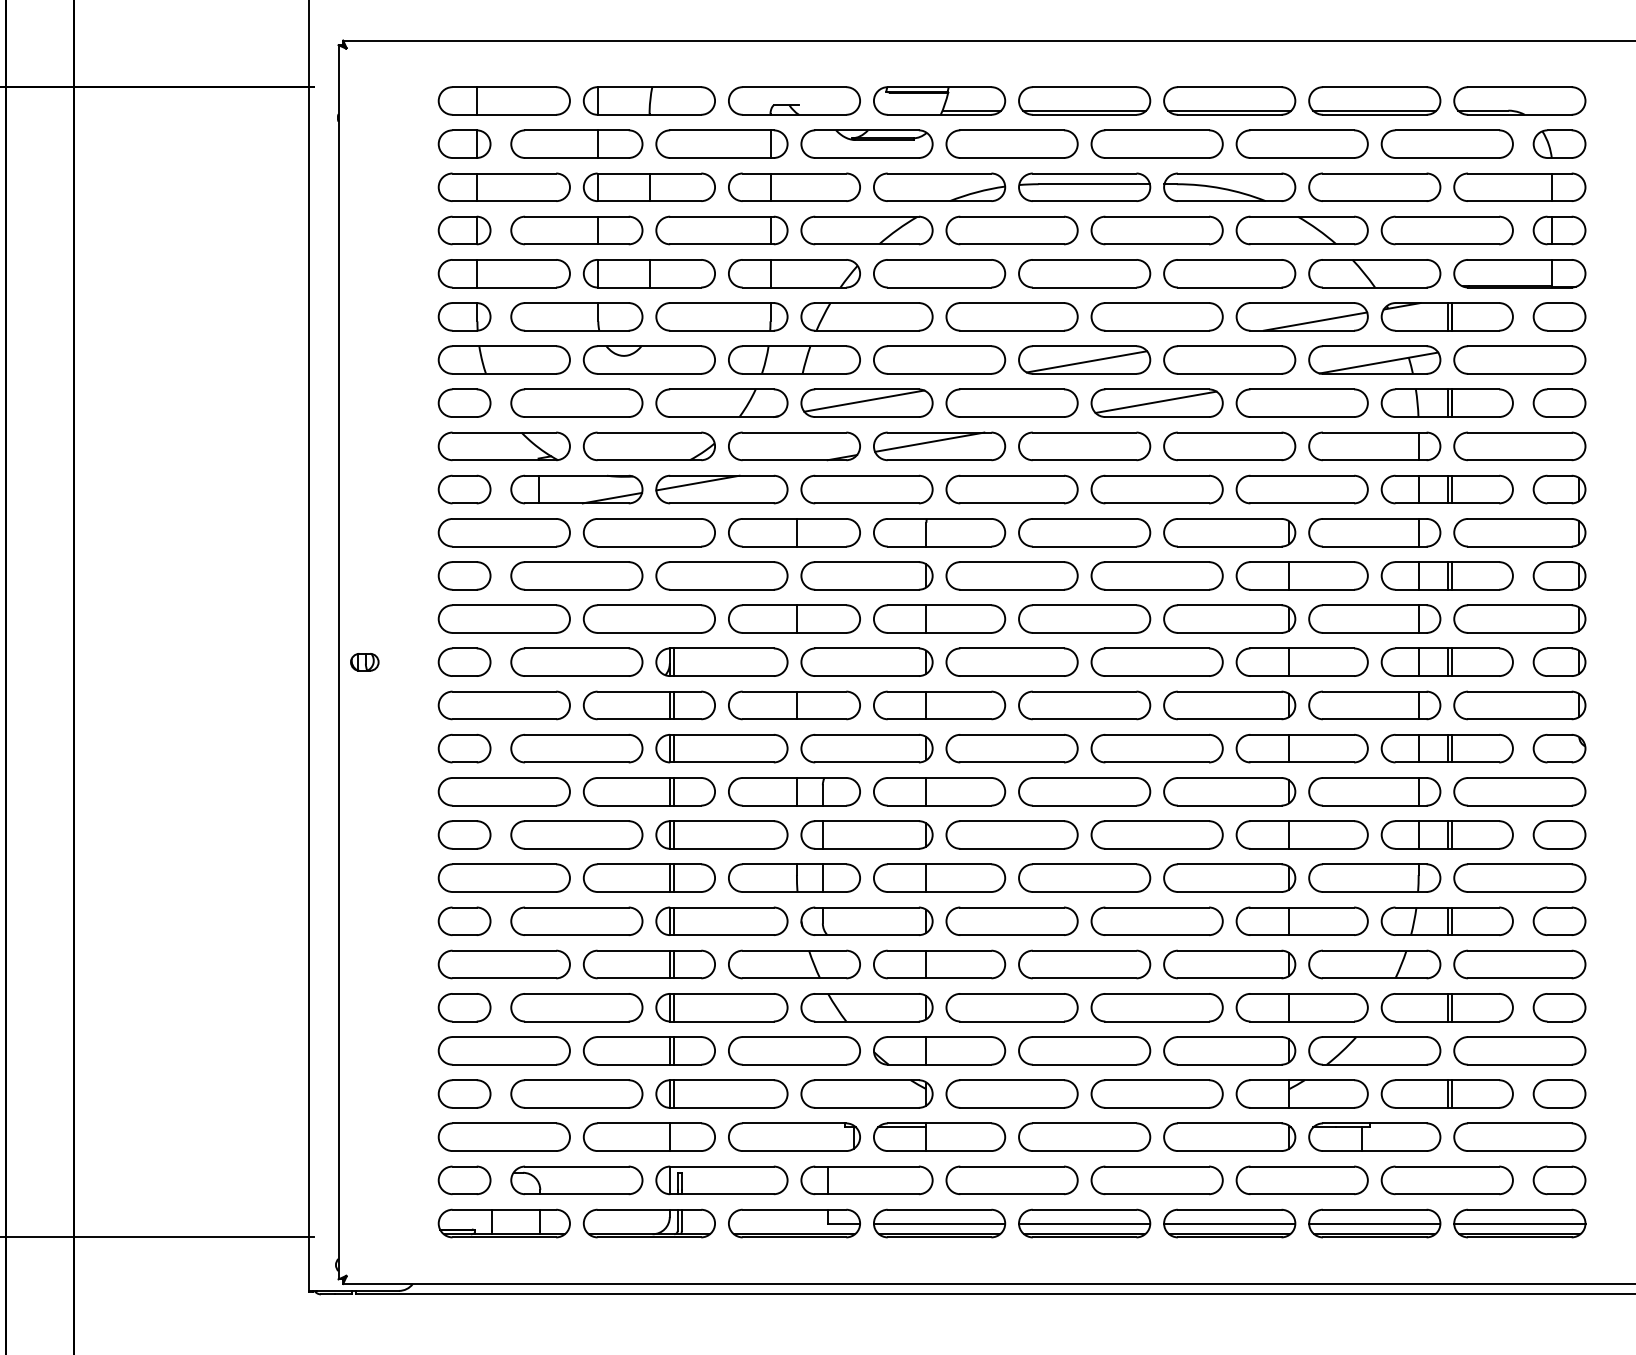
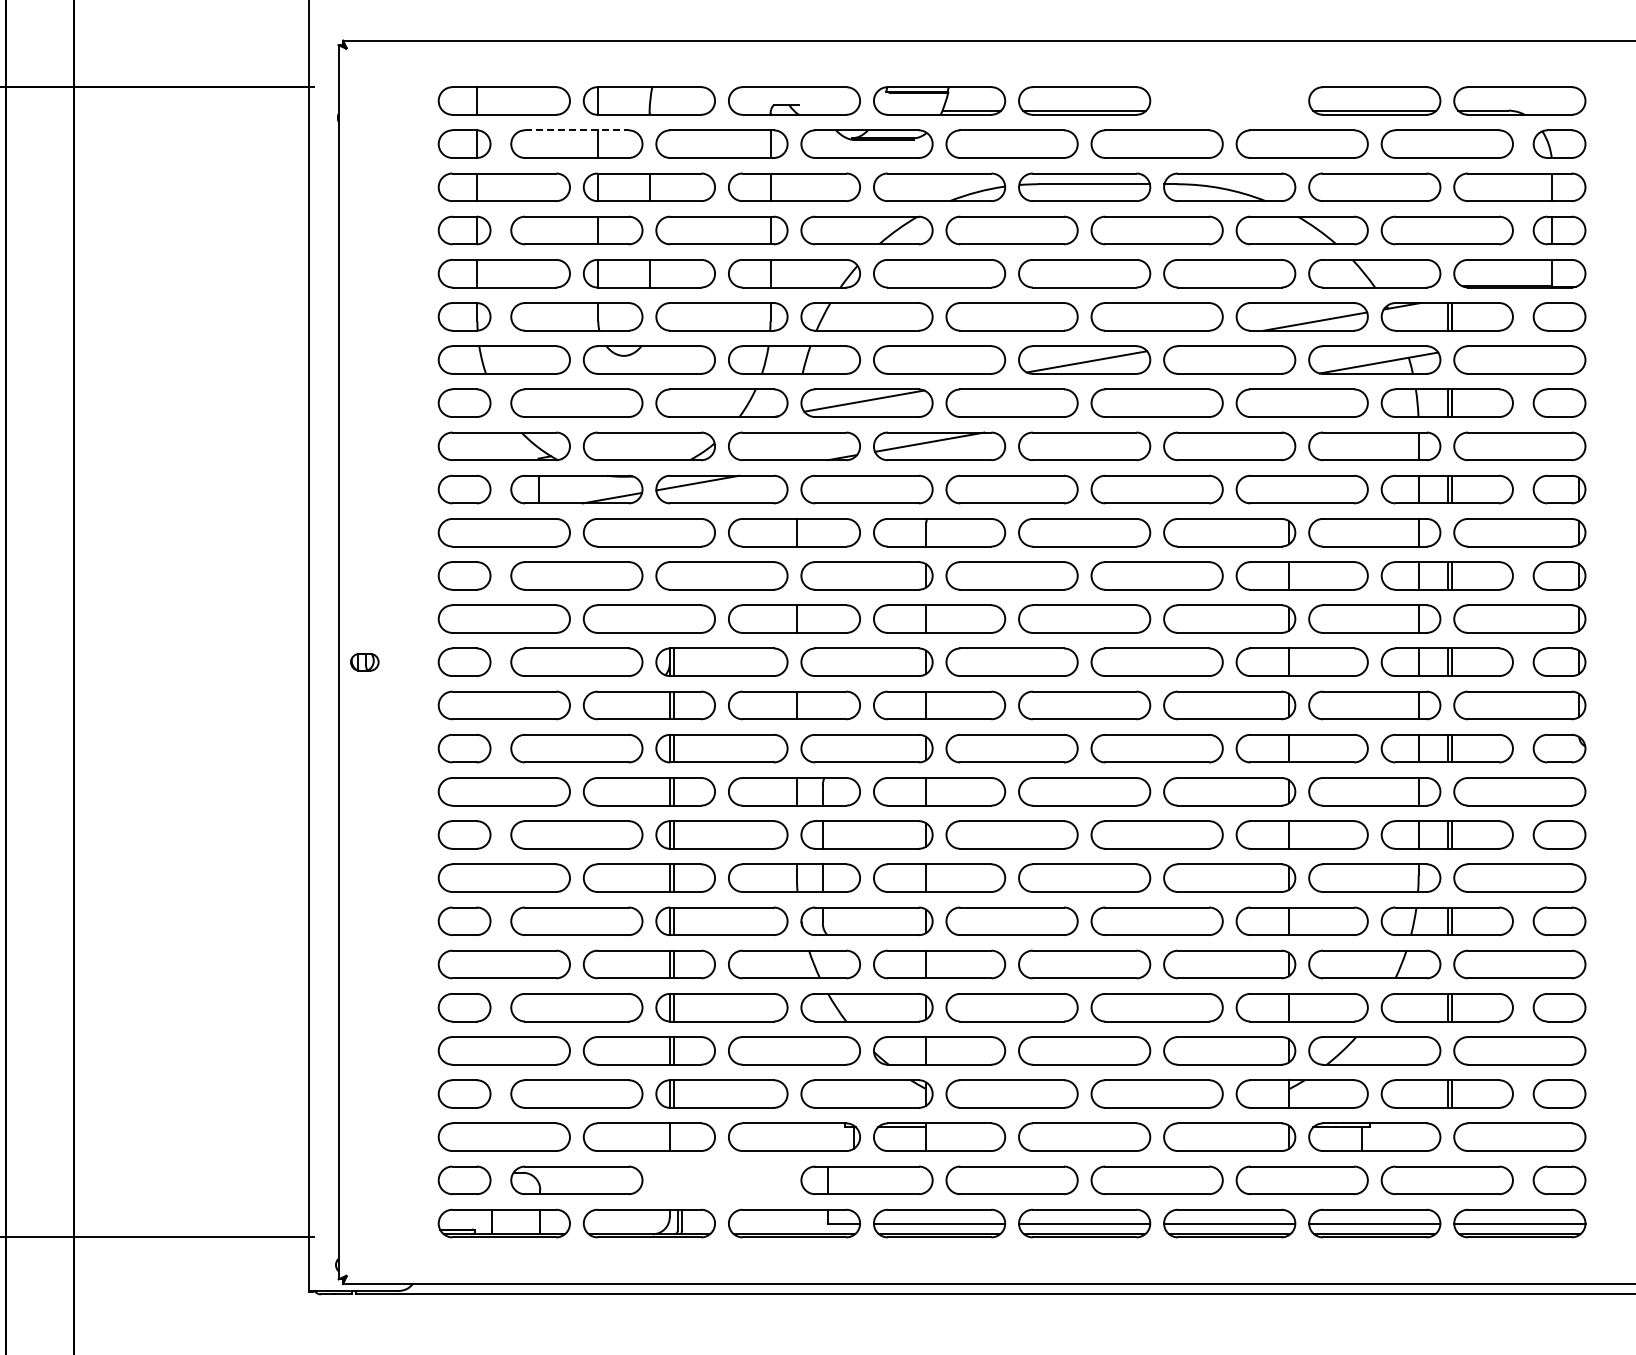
part: present -> none (1229, 100)
line: solid -> dashed (576, 130)
line: present -> none (1155, 401)
part: present -> none (721, 1180)
